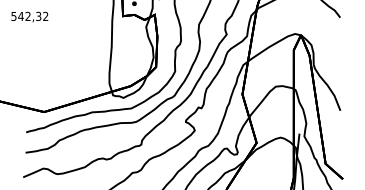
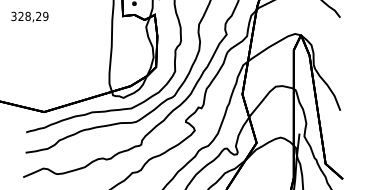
text: 542,32 -> 328,29 (29, 16)
